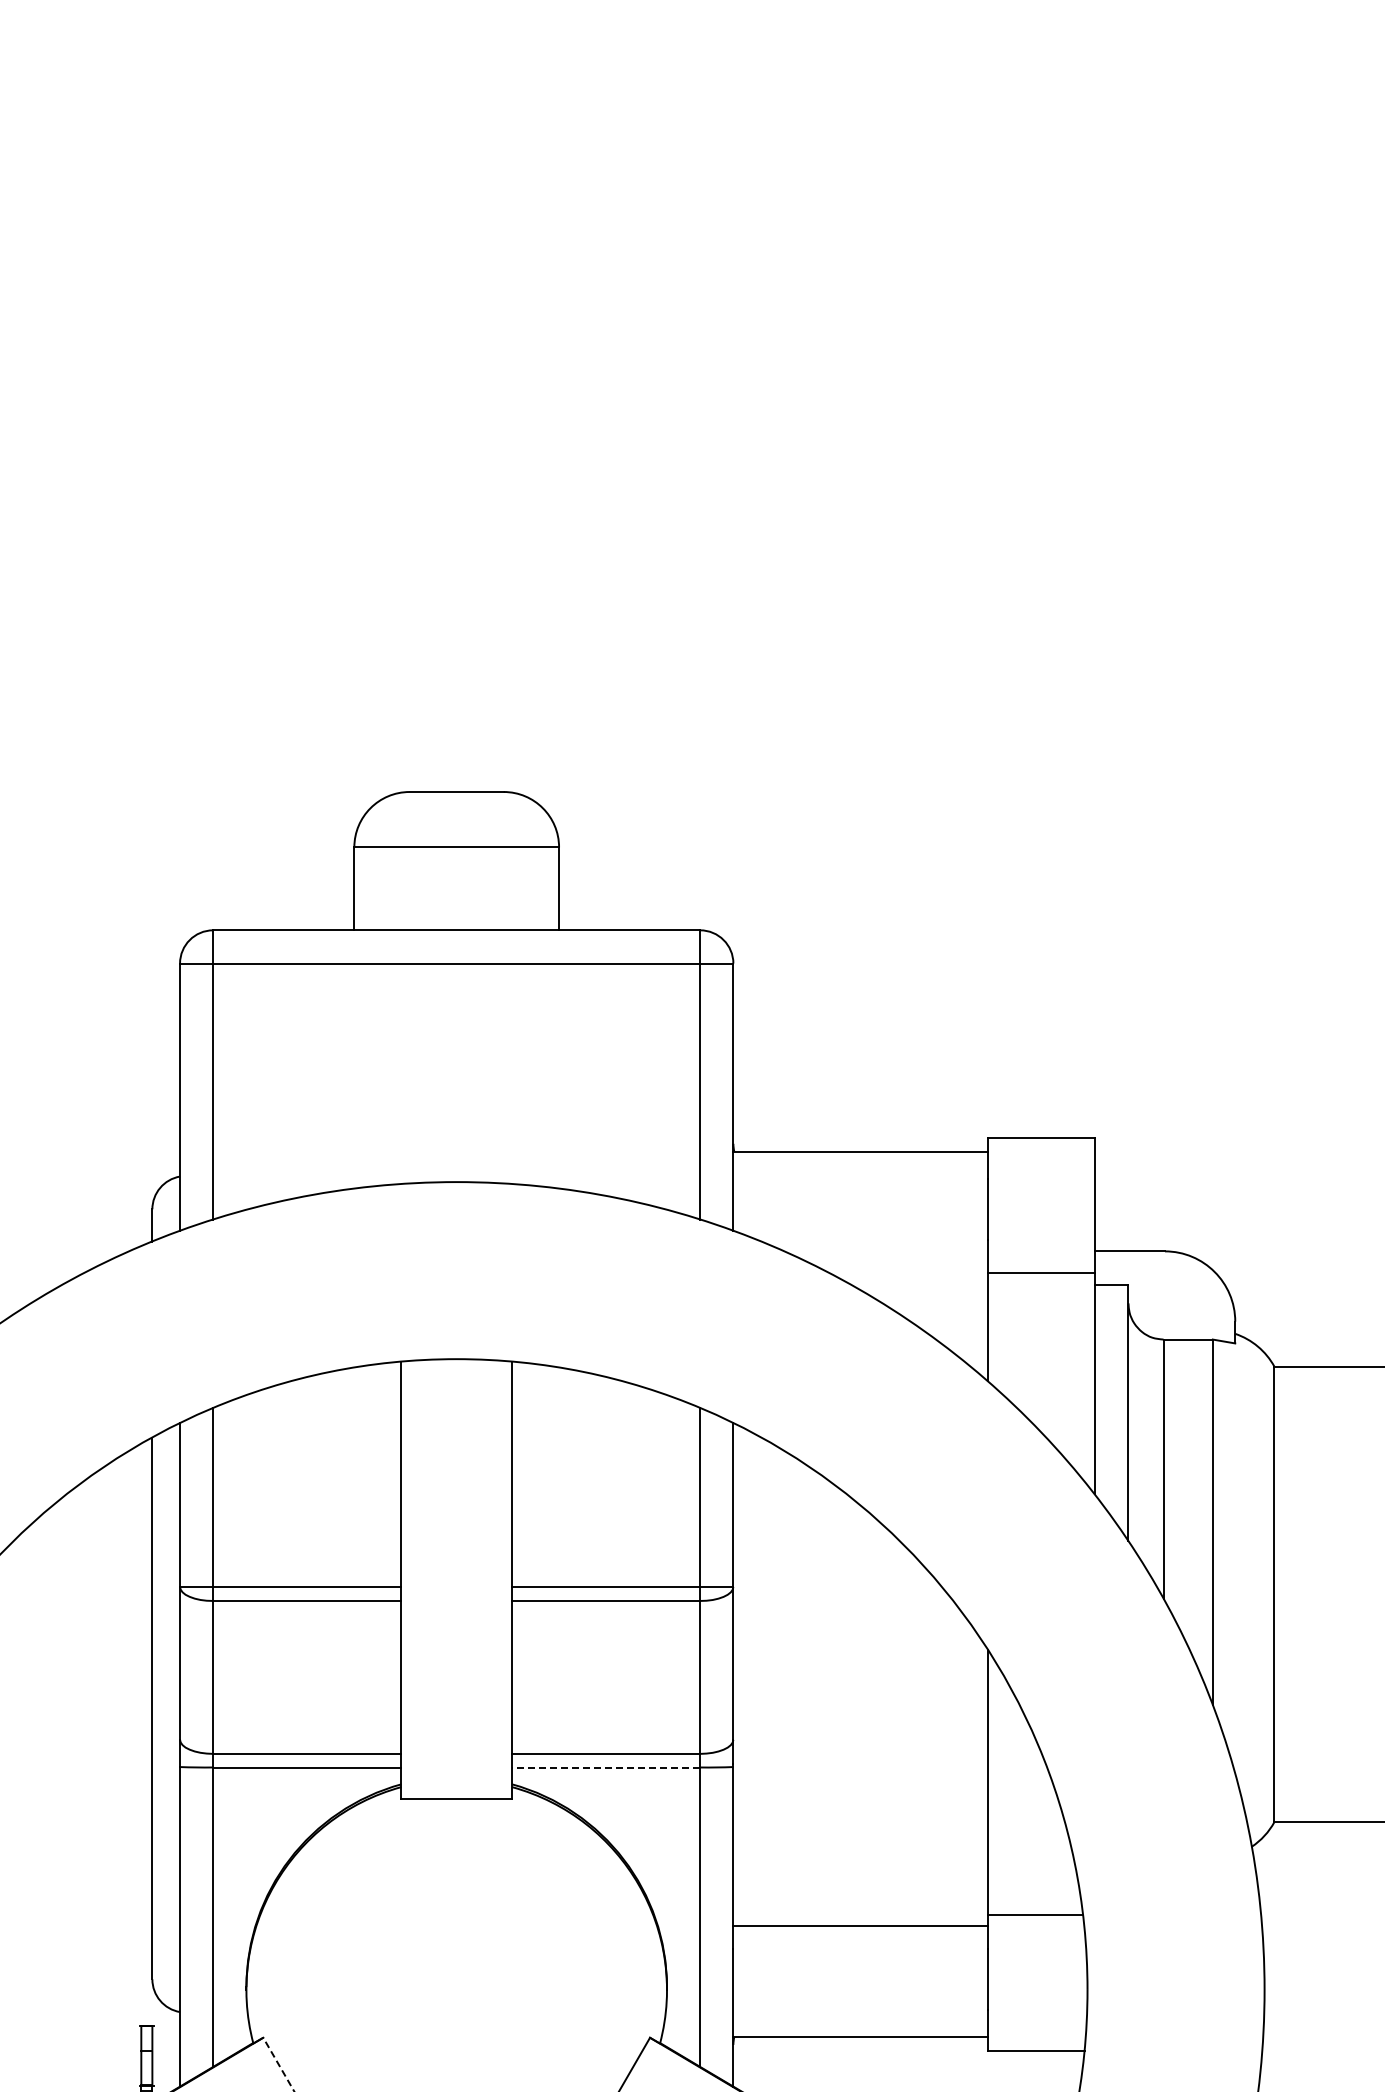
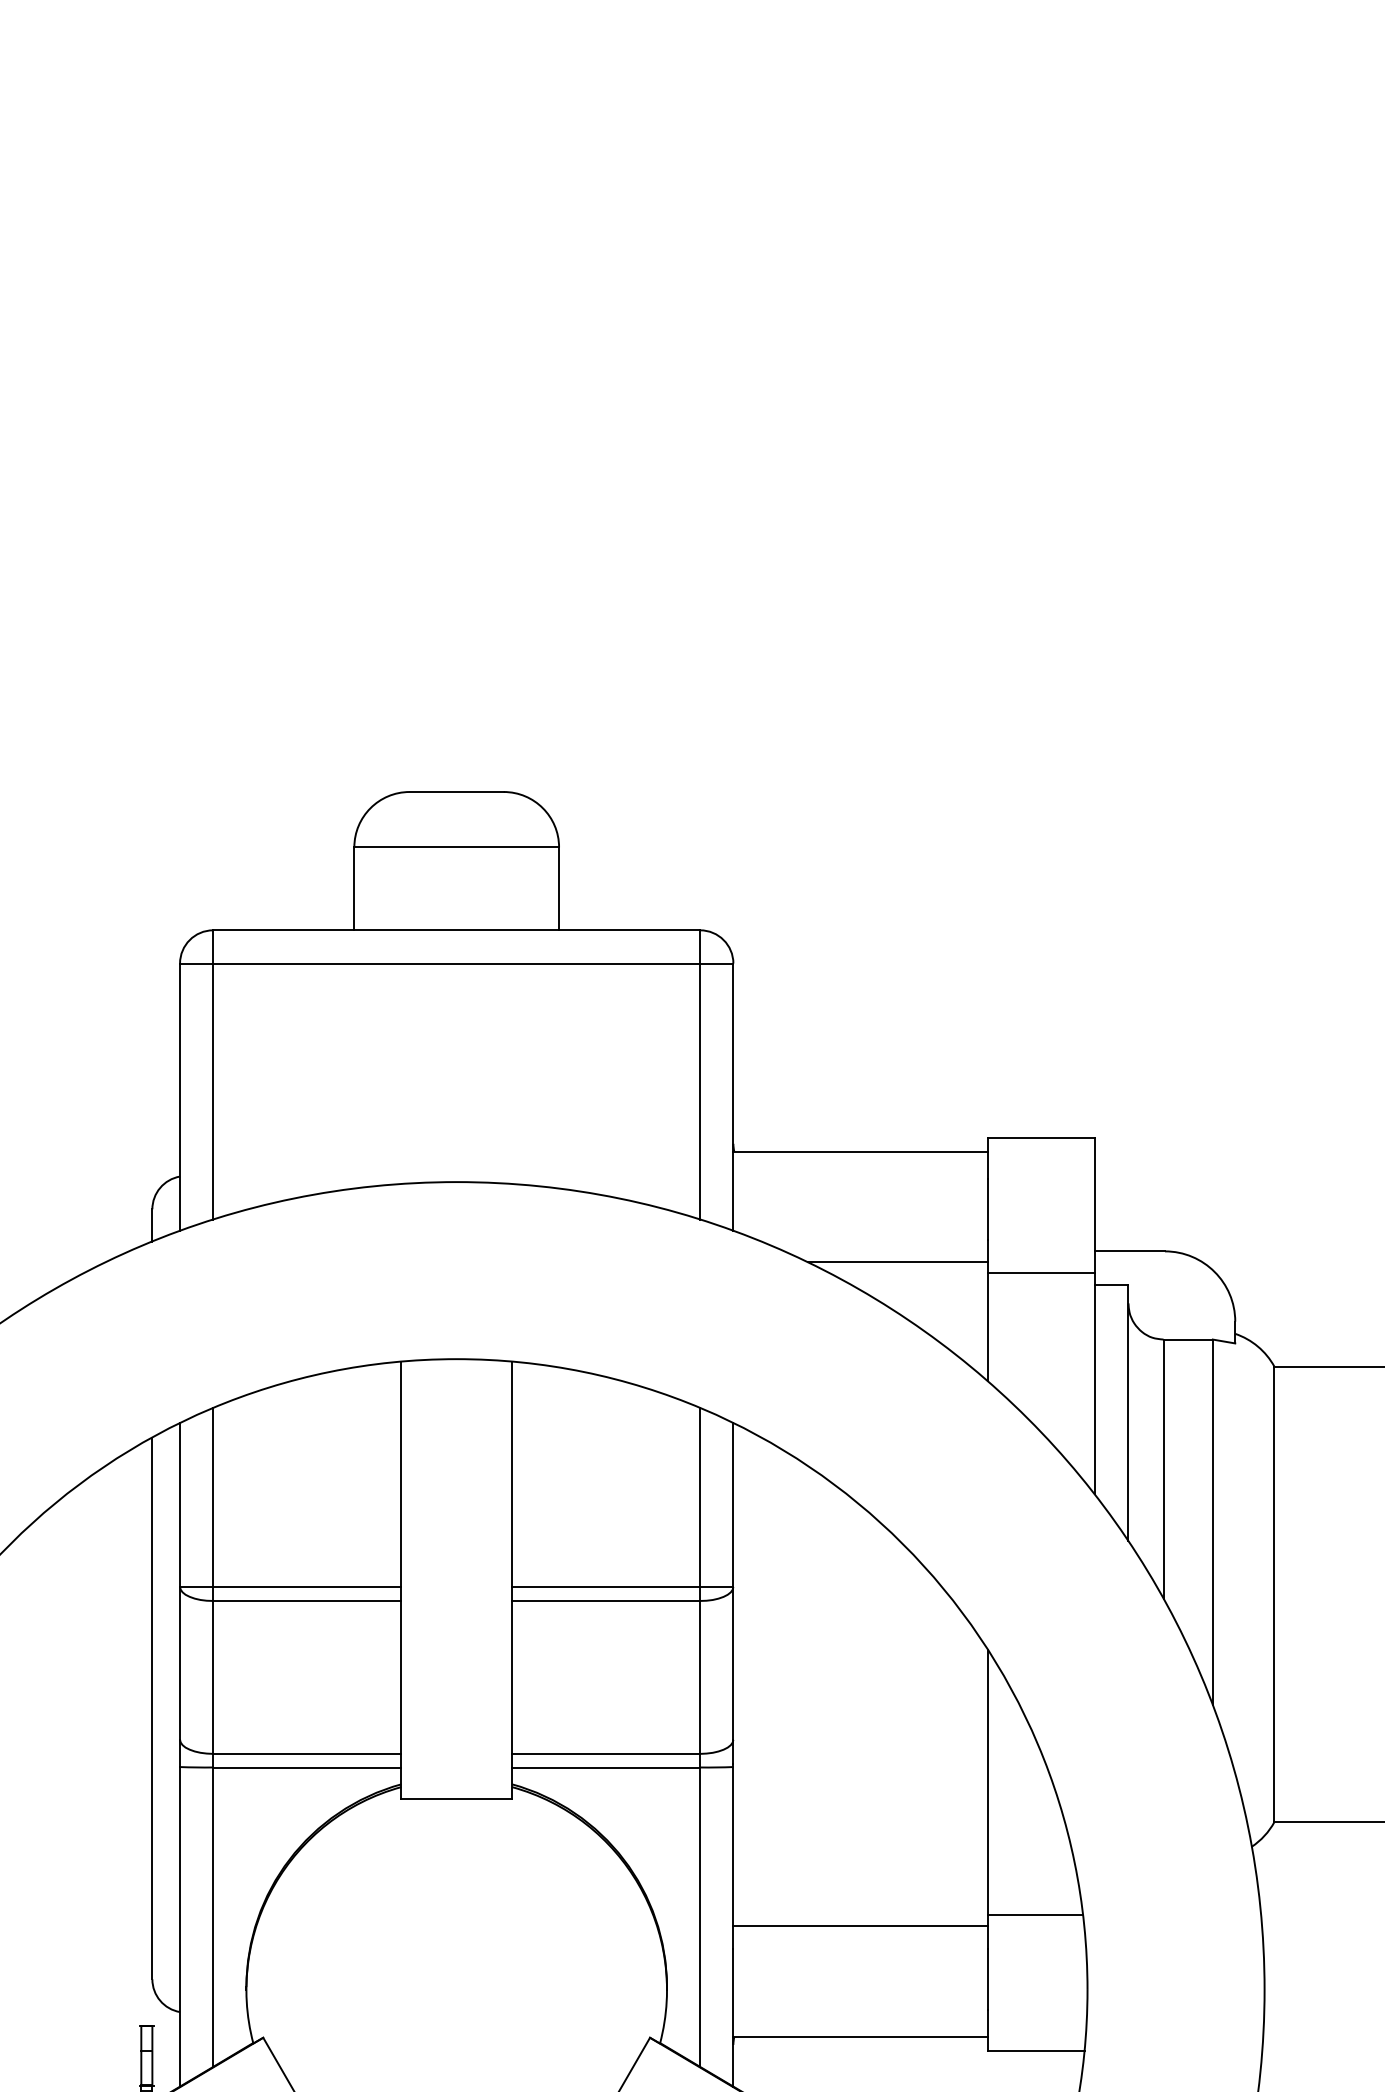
line: none -> present (897, 1262)
line: dashed -> solid (605, 1767)
line: dashed -> solid (278, 2064)
